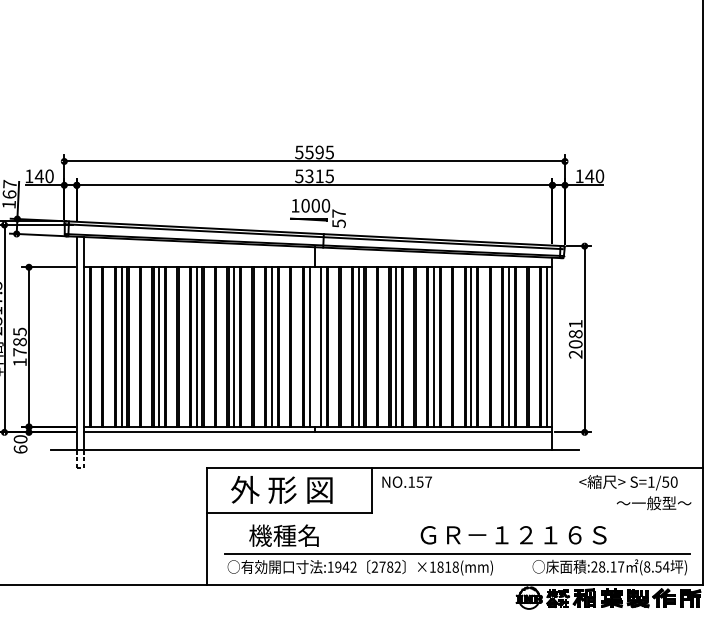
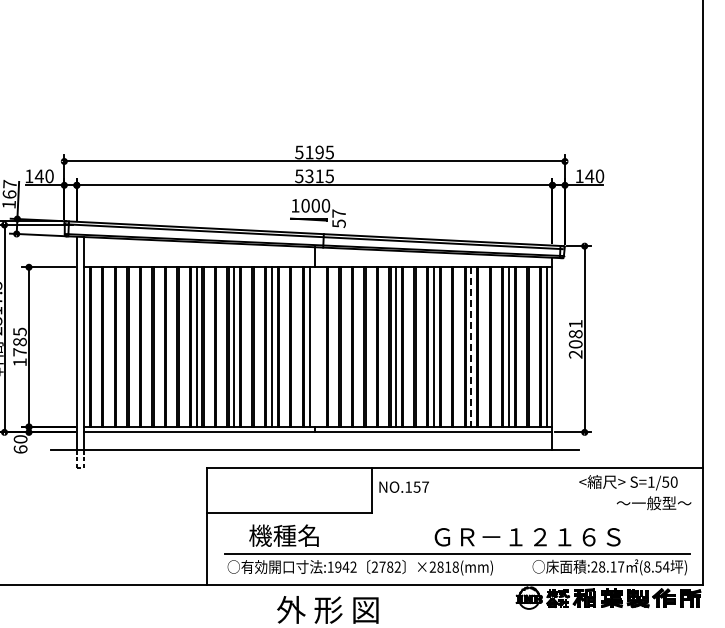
text: 5595 -> 5195 (309, 152)
line: present -> none (121, 347)
line: present -> none (159, 347)
line: present -> none (321, 347)
line: present -> none (358, 347)
line: solid -> dashed (471, 347)
text position: (406, 481) -> (403, 486) (403, 486)
text position: (281, 489) -> (327, 609) (327, 609)
text position: (513, 535) -> (527, 537) (527, 537)
text: ×1818(mm) -> ×2818(mm) (432, 566)
